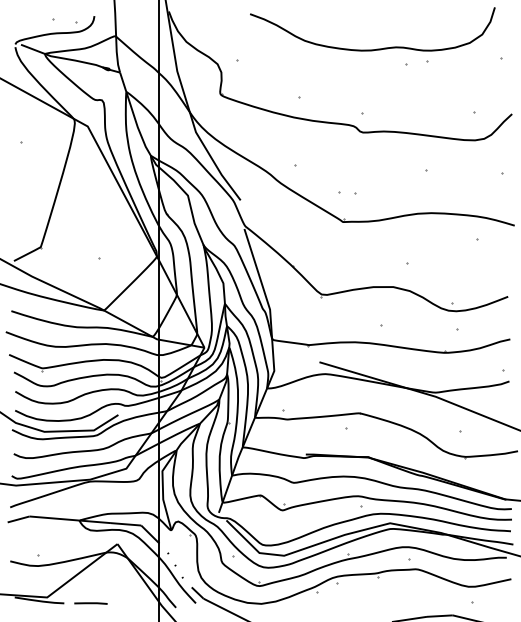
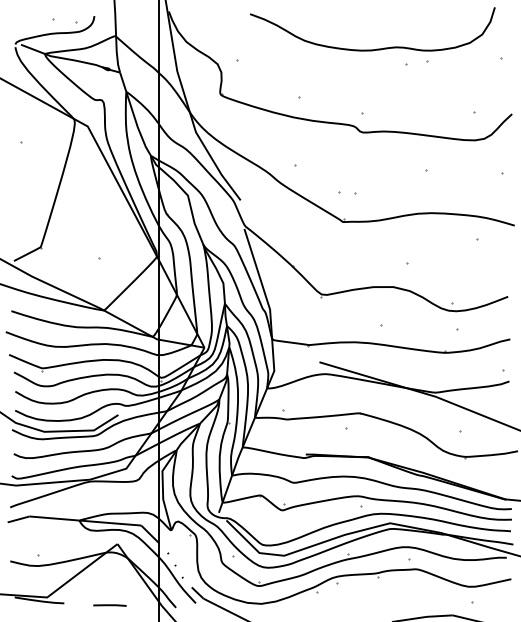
line position: (90, 603) -> (109, 605) (109, 605)
